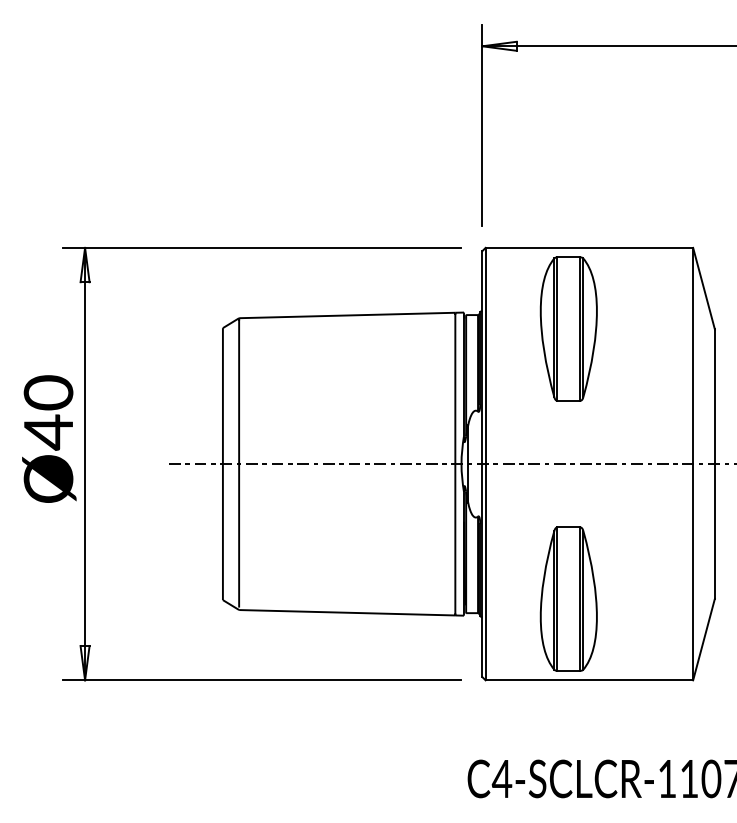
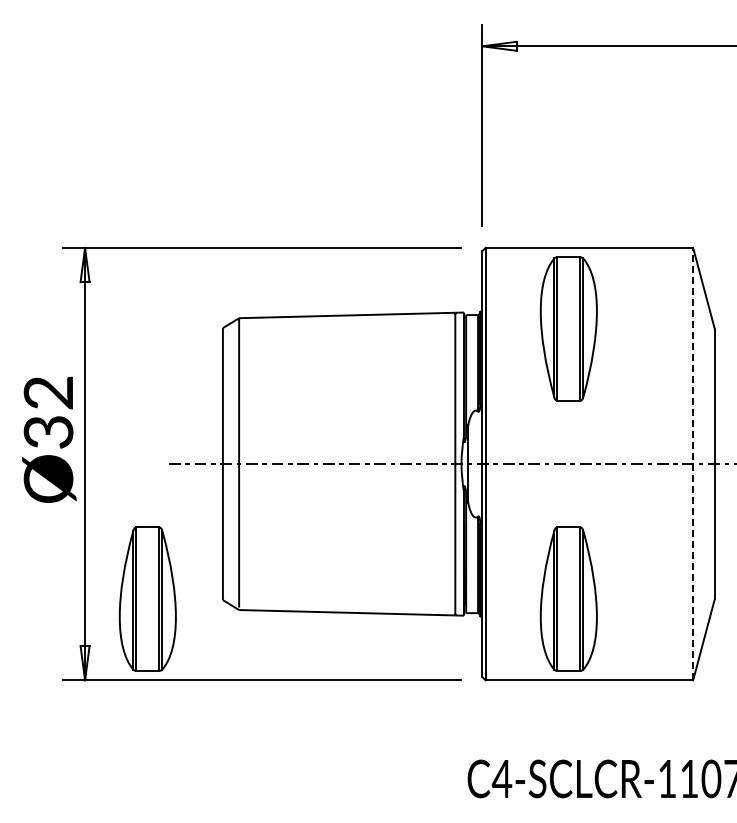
text: Ø40 -> Ø32 (48, 412)
line: solid -> dashed (693, 463)
part: none -> present (147, 598)
